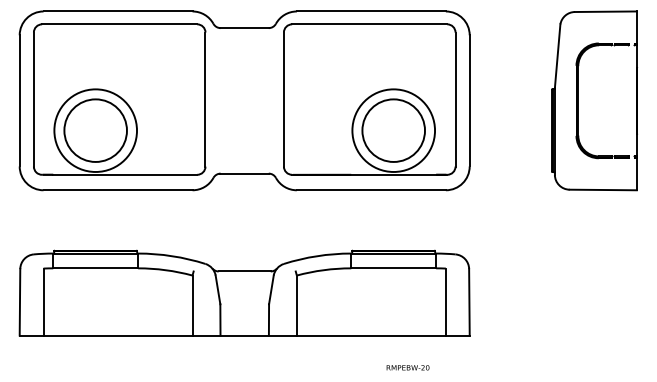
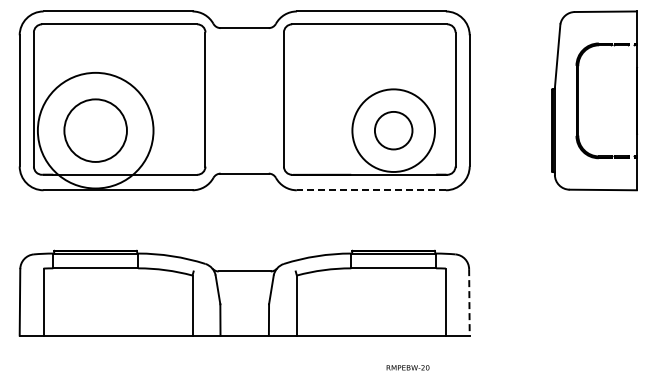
circle diameter: 83 px -> 116 px (95, 130)
circle diameter: 63 px -> 38 px (393, 130)
line: solid -> dashed (371, 190)
line: solid -> dashed (469, 302)
